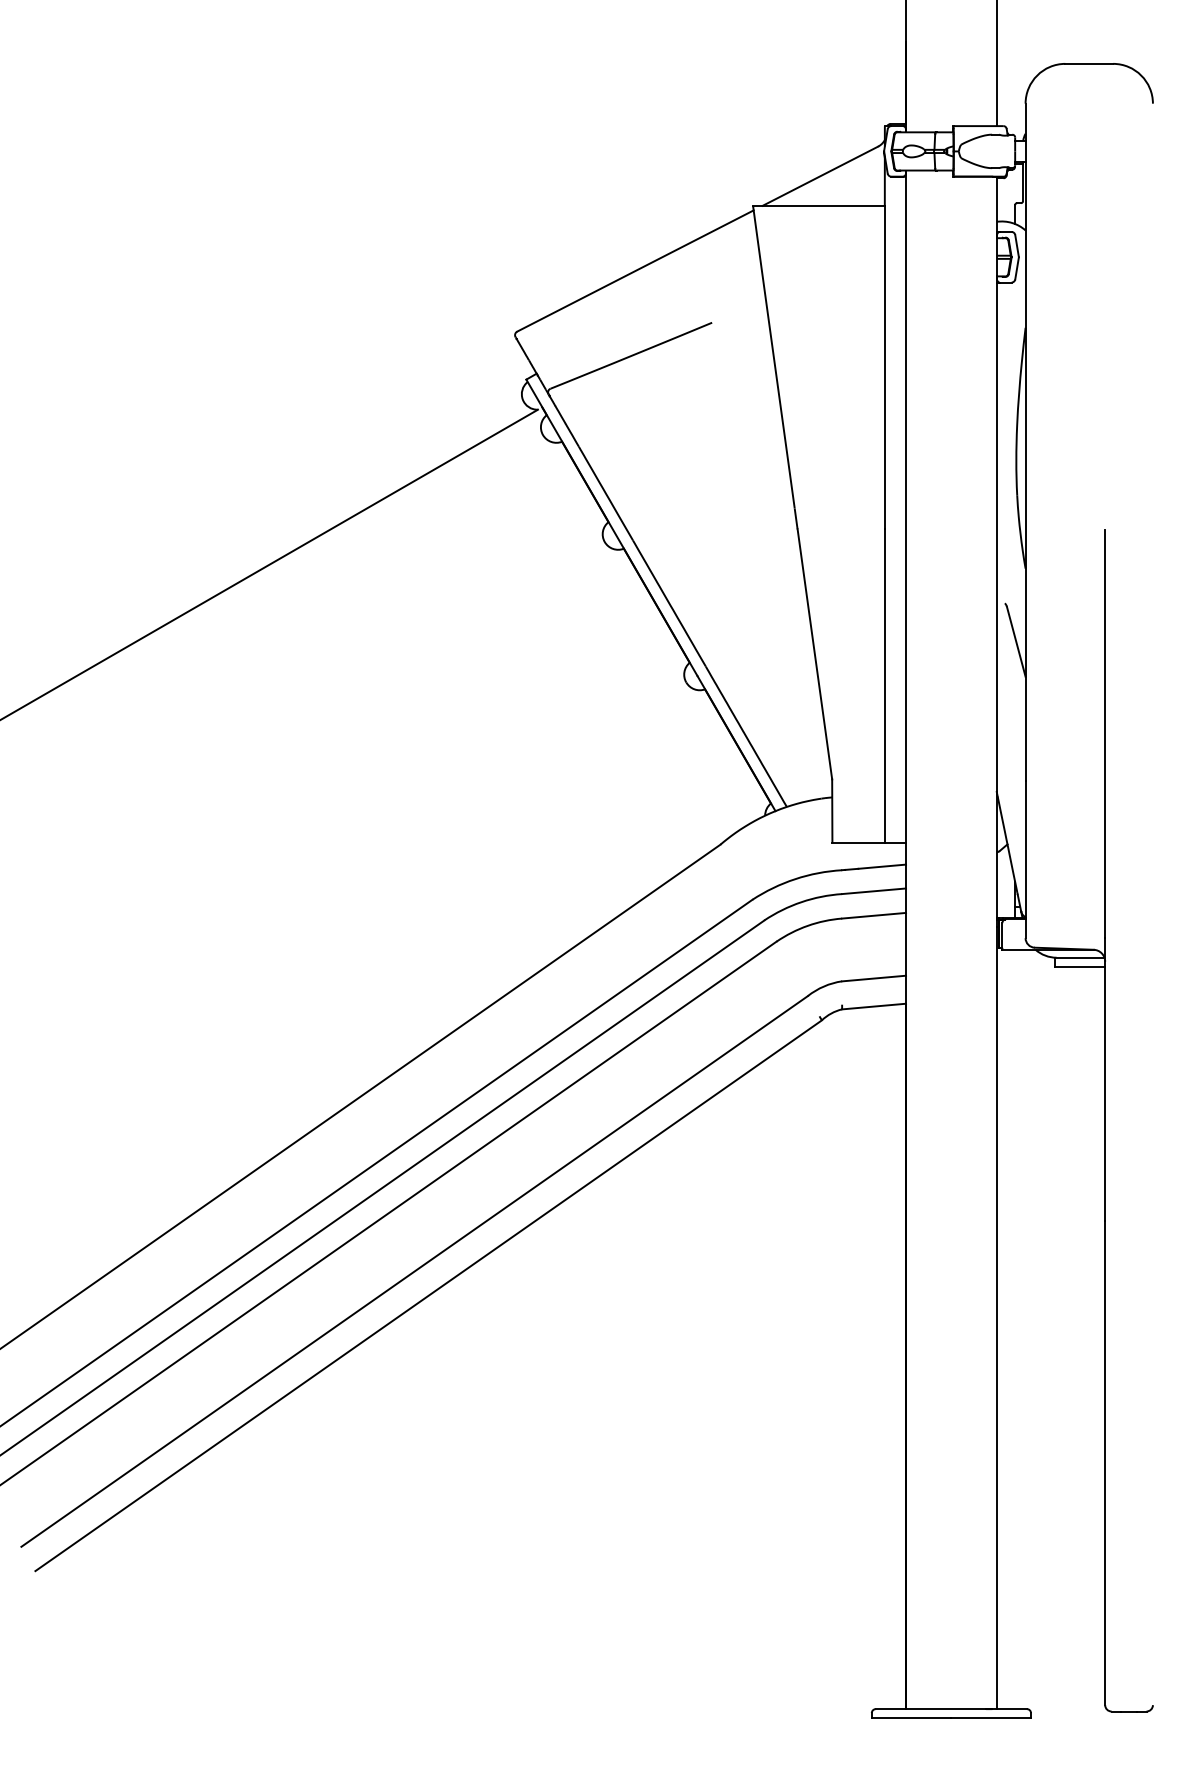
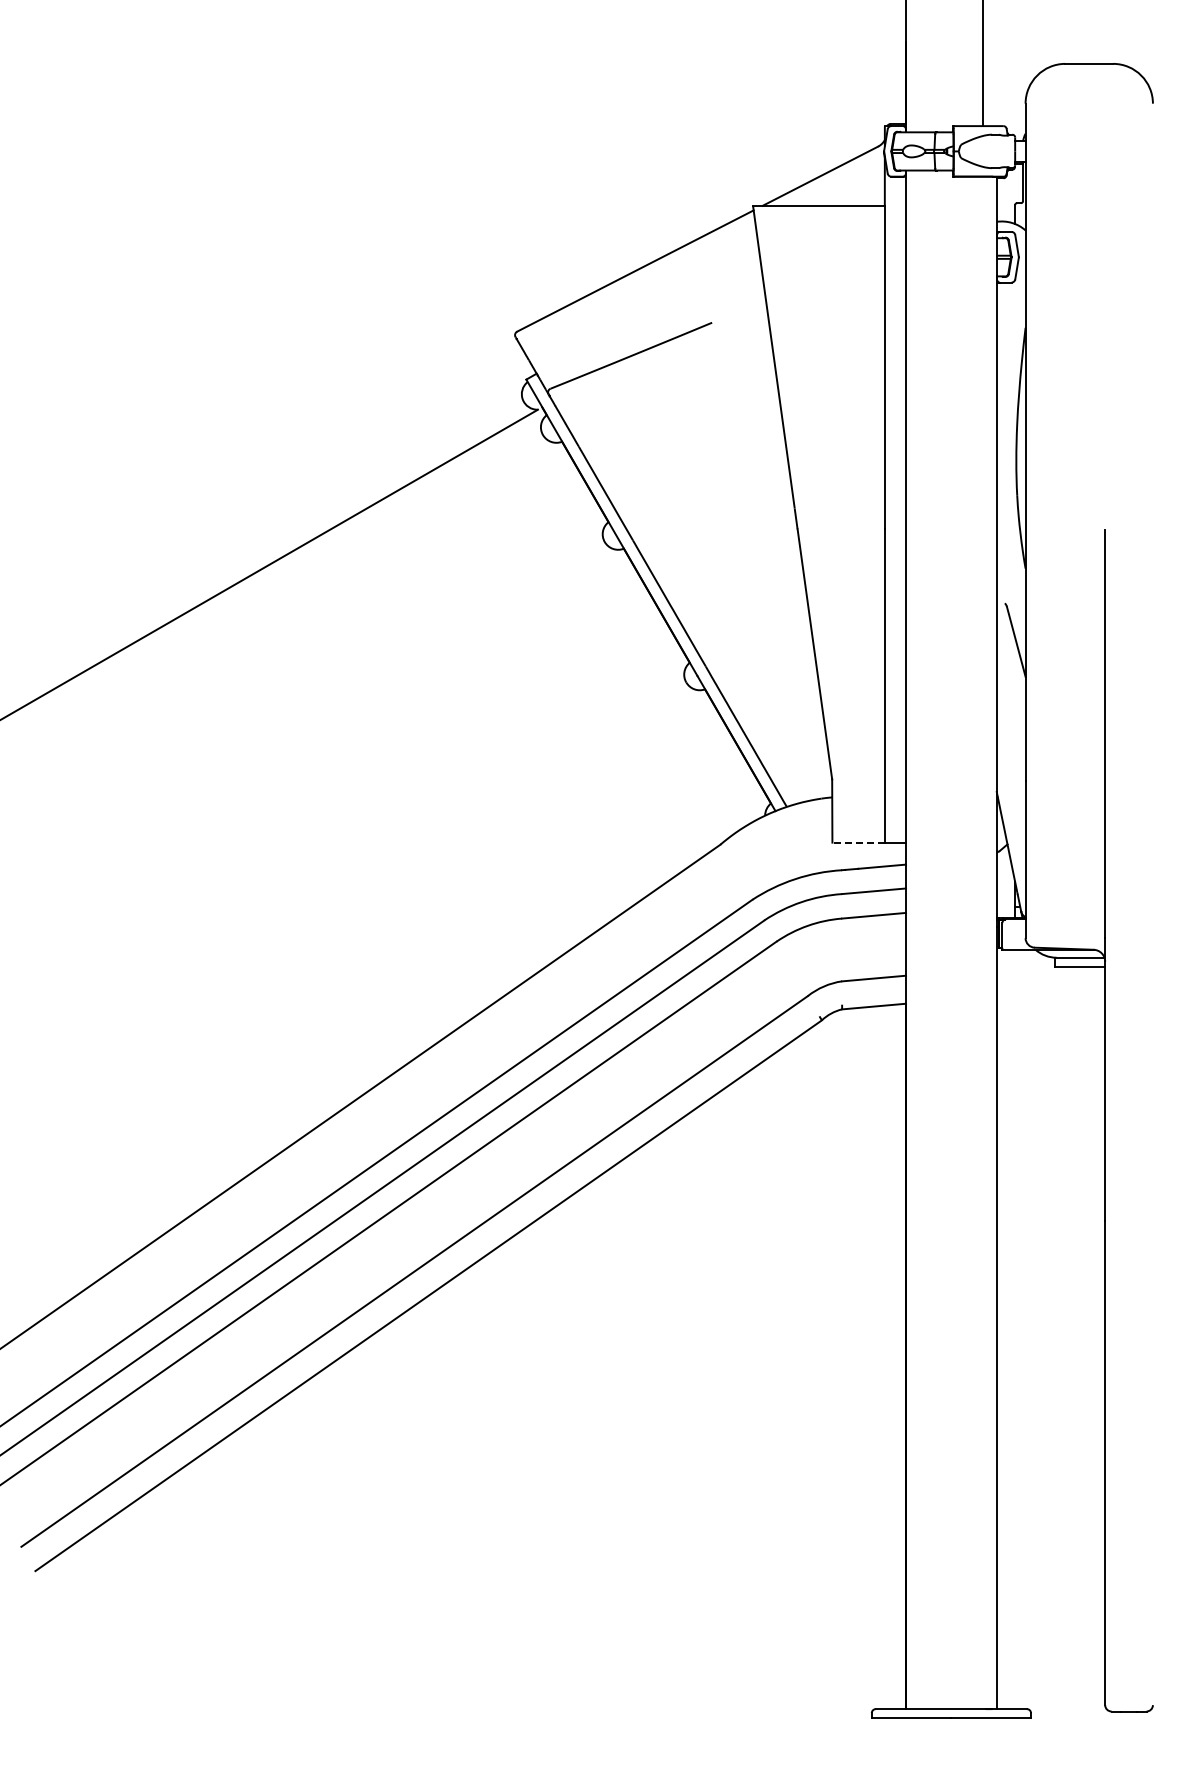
line position: (996, 64) -> (982, 64) (982, 64)
line: solid -> dashed (858, 842)
